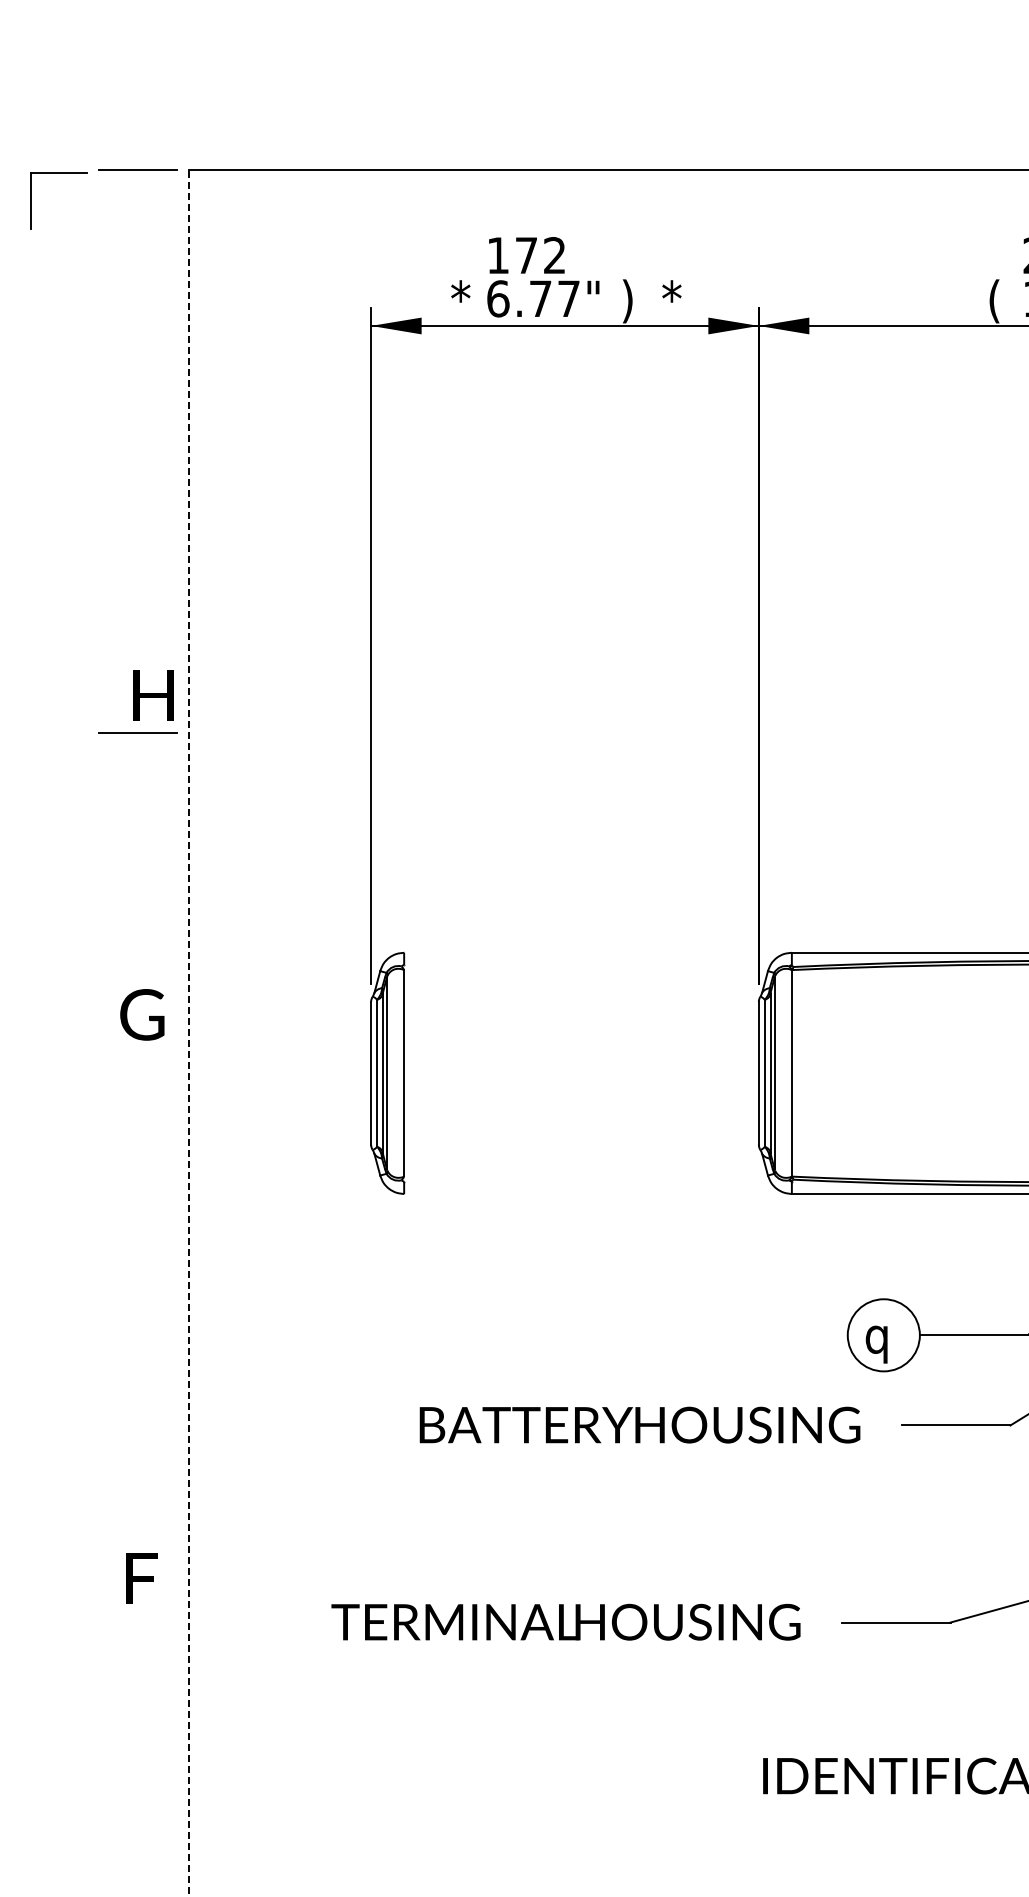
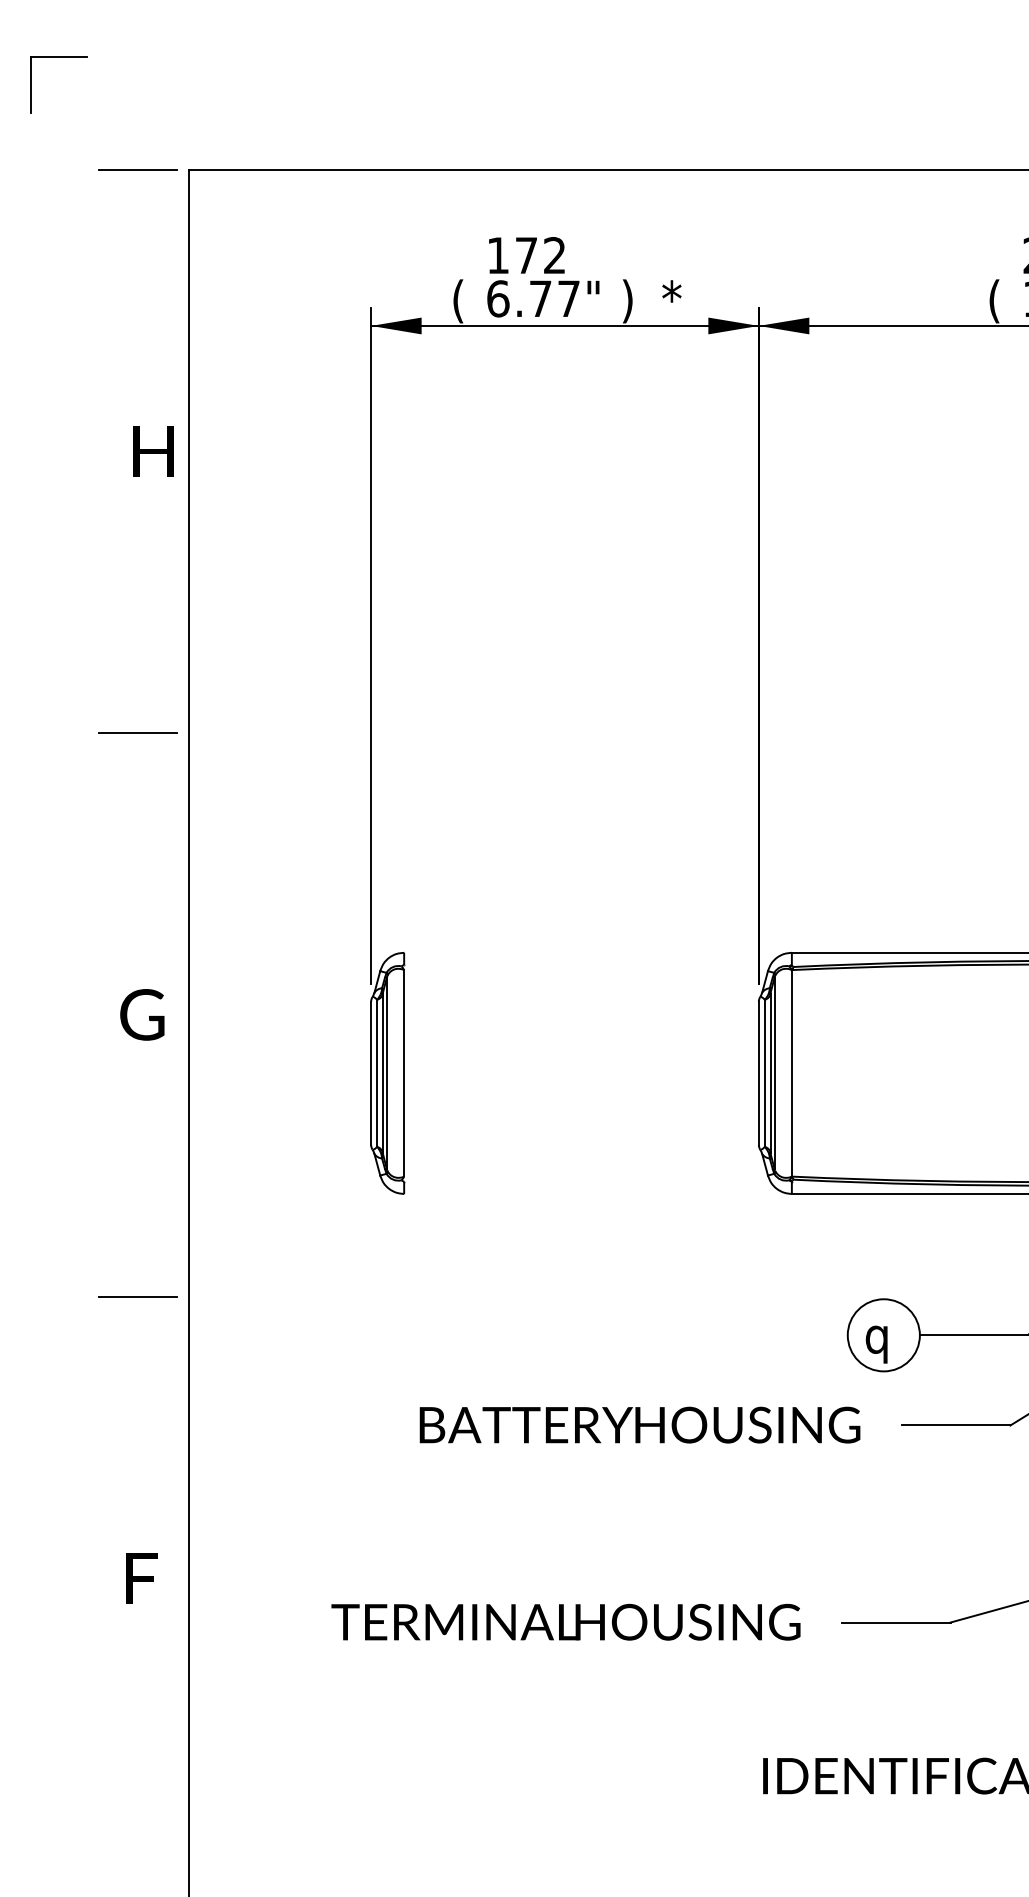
part position: (58, 173) -> (58, 57) (58, 57)
text: * -> ( (460, 301)
text position: (153, 695) -> (153, 451) (153, 451)
line: dashed -> solid (188, 1032)
line: none -> present (137, 1296)
